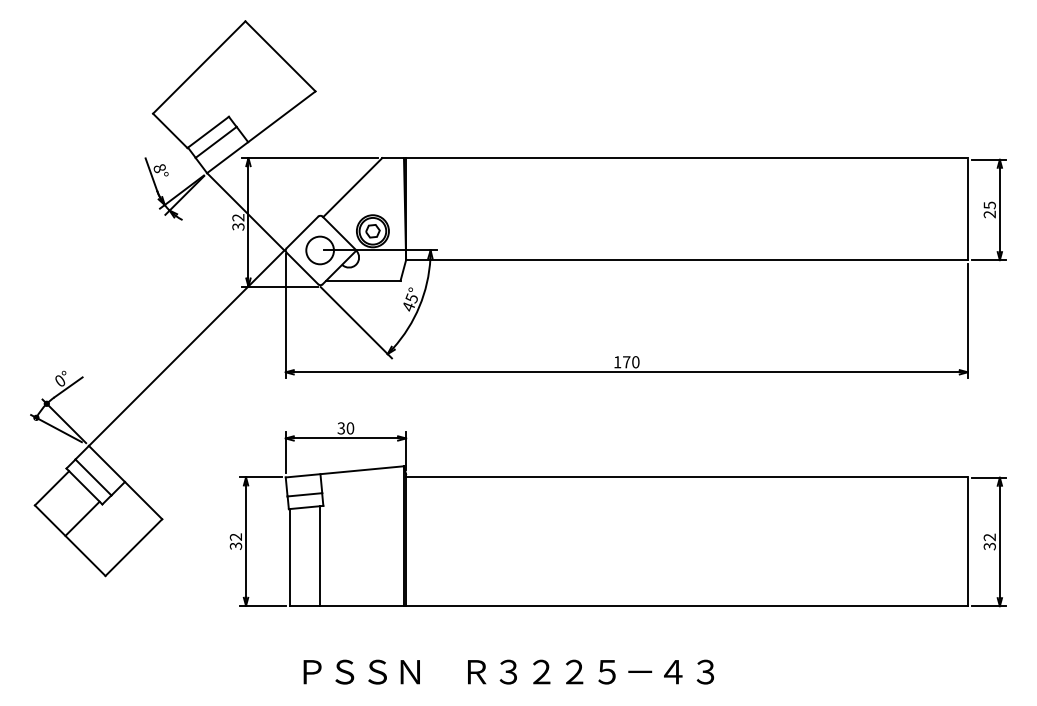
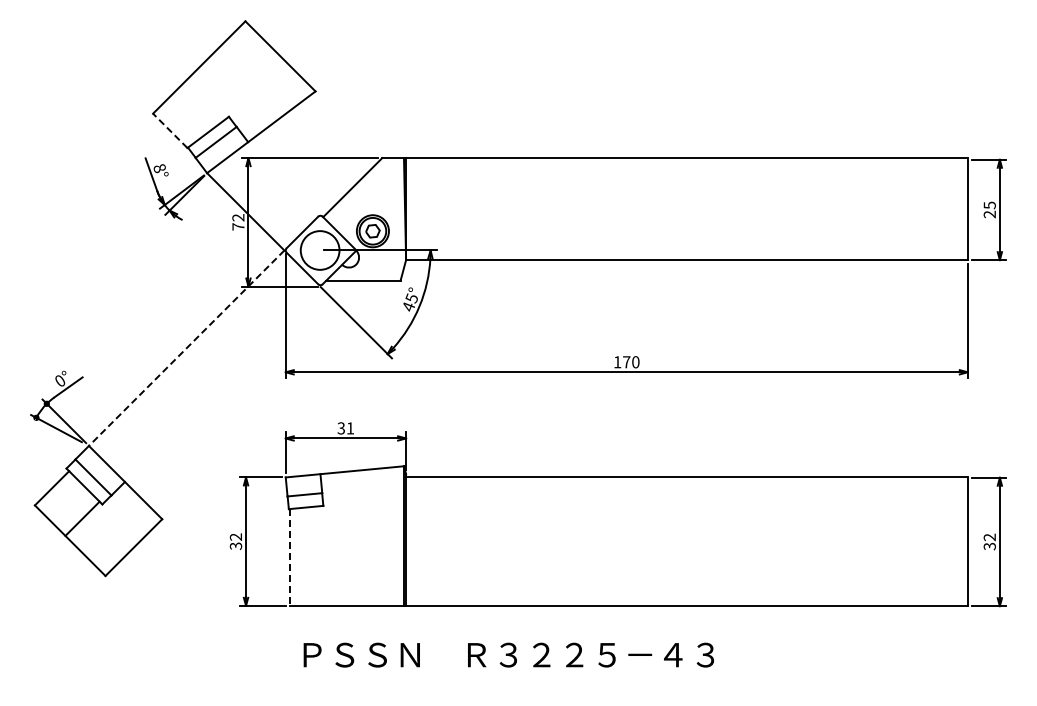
line: solid -> dashed (169, 130)
text: 32 -> 72 (238, 226)
circle diameter: 28 px -> 39 px (319, 250)
line: solid -> dashed (186, 348)
text: 30 -> 31 (350, 428)
line: present -> none (320, 555)
line: solid -> dashed (289, 557)
text position: (508, 671) -> (508, 654) (508, 654)
